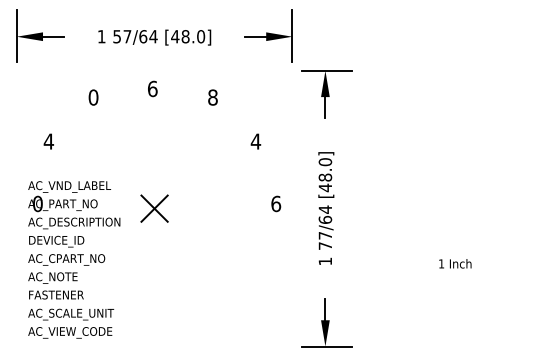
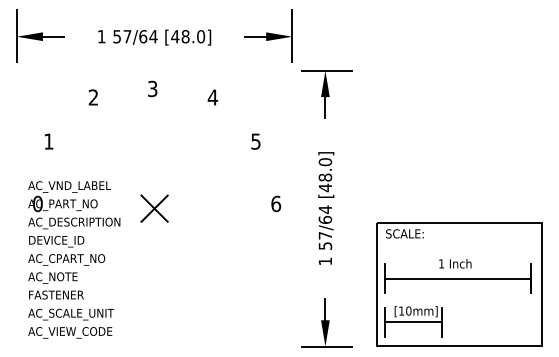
text: 6 -> 3 (152, 88)
text: 0 -> 2 (93, 97)
text: 8 -> 4 (212, 97)
text: 4 -> 1 (48, 141)
text: 4 -> 5 (255, 141)
text: 77/64 -> 57/64 (325, 245)
part: none -> present (459, 284)
